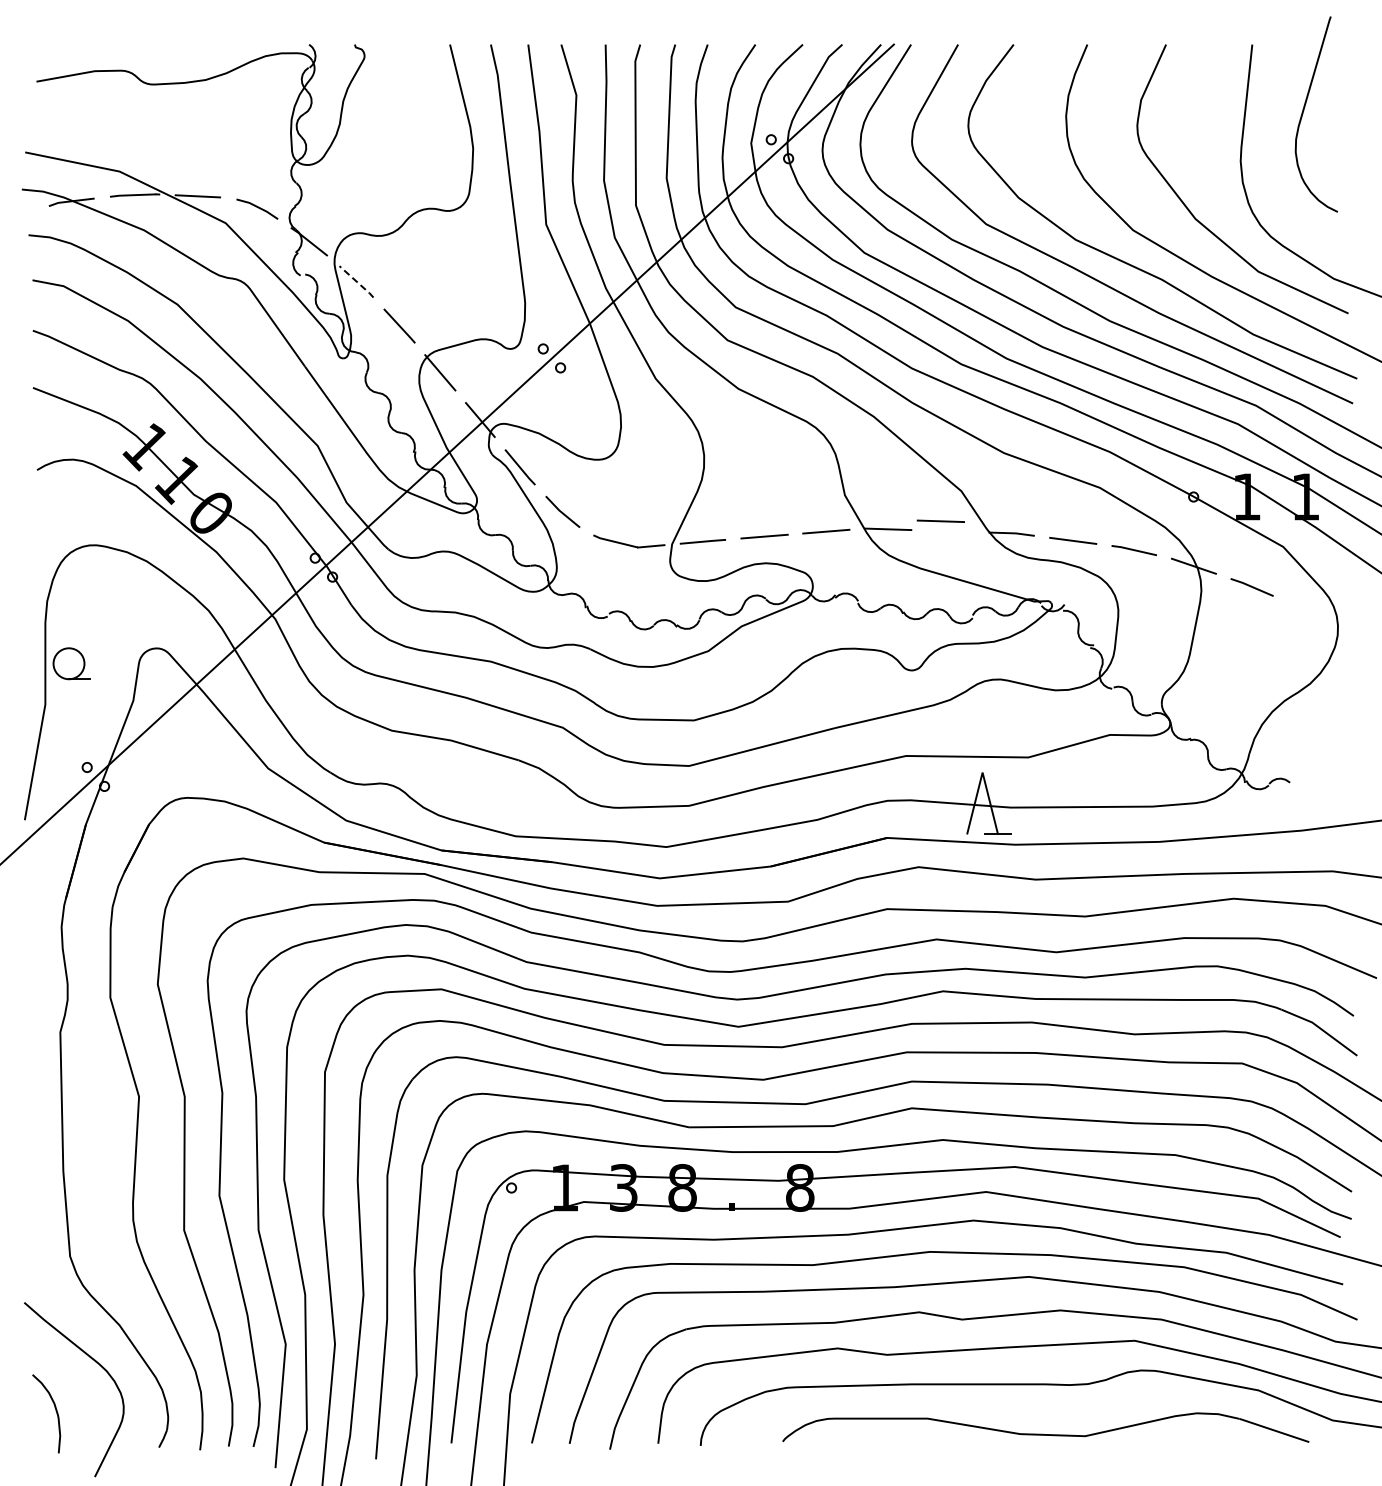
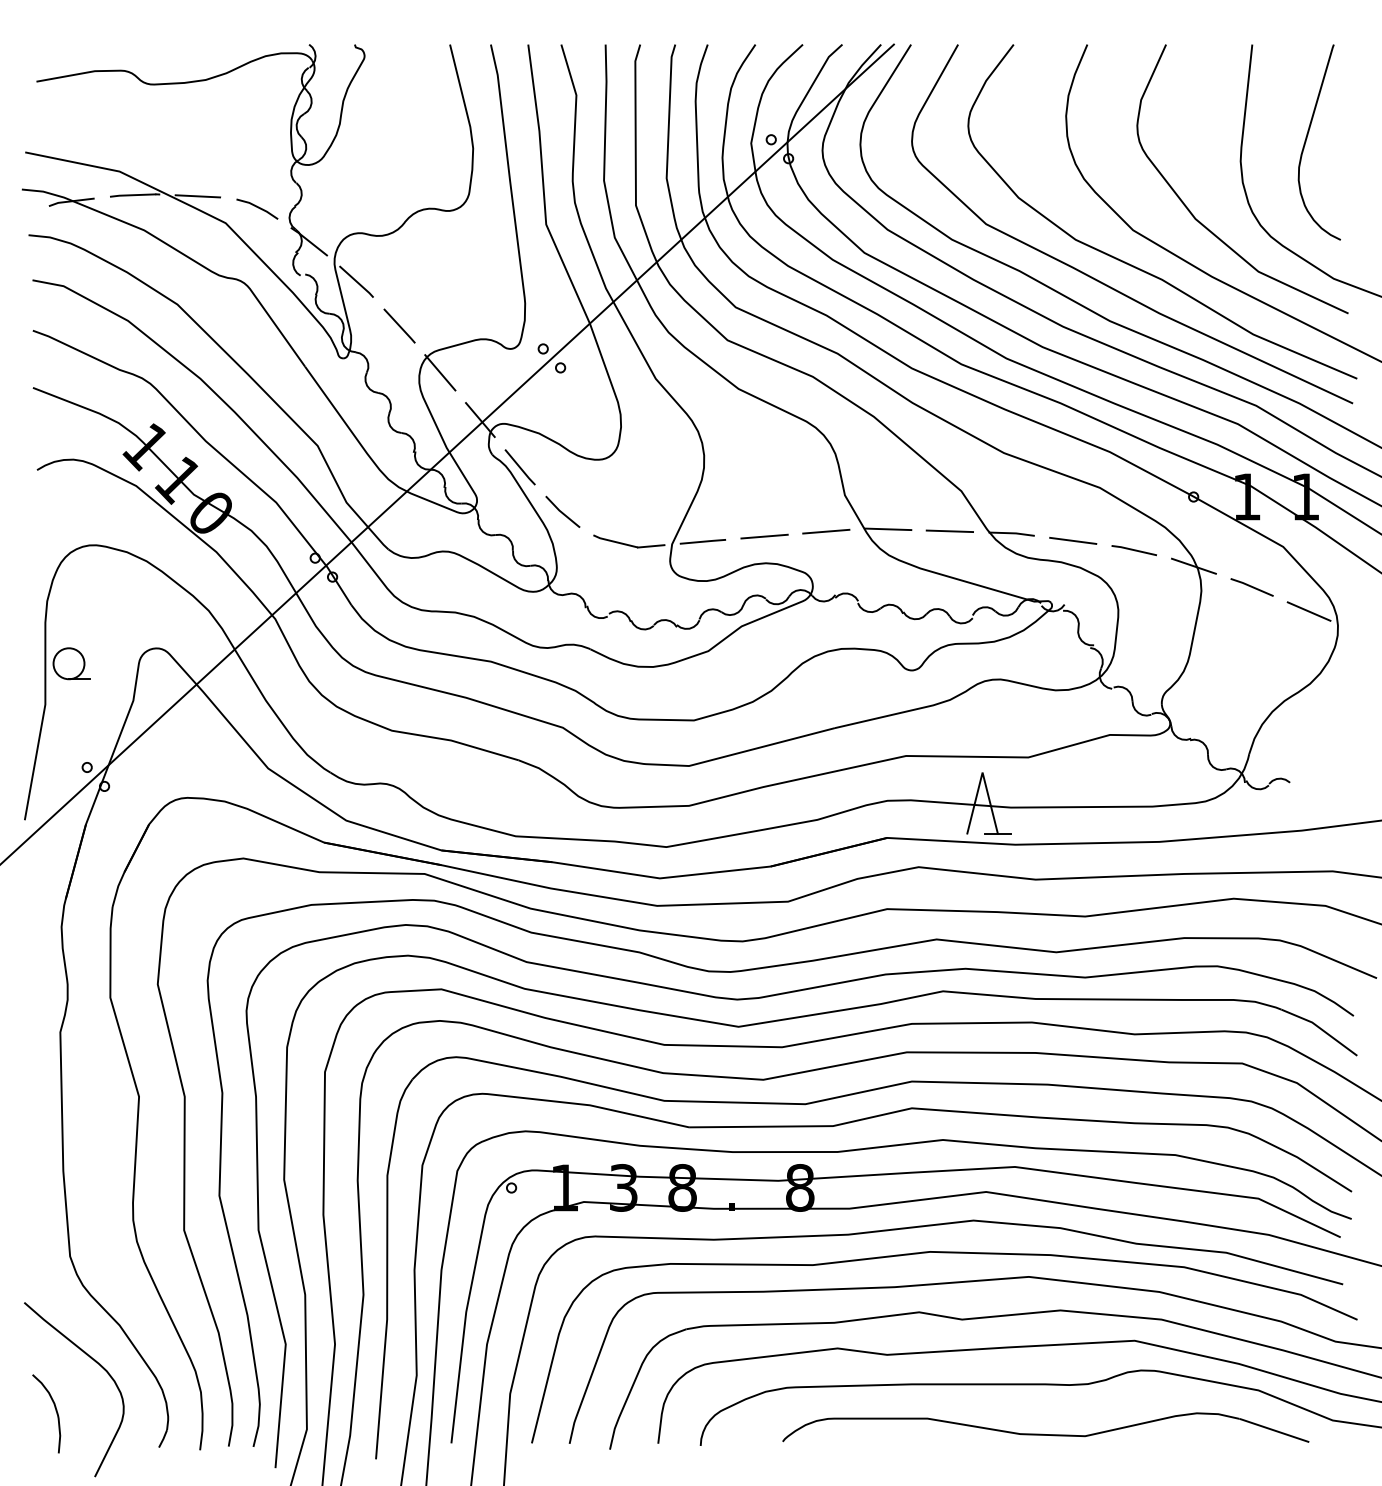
curve position: (1304, 110) -> (1307, 138) (1307, 138)
line: dashed -> solid (357, 281)
line position: (940, 520) -> (949, 530) (949, 530)
line: none -> present (1308, 611)
